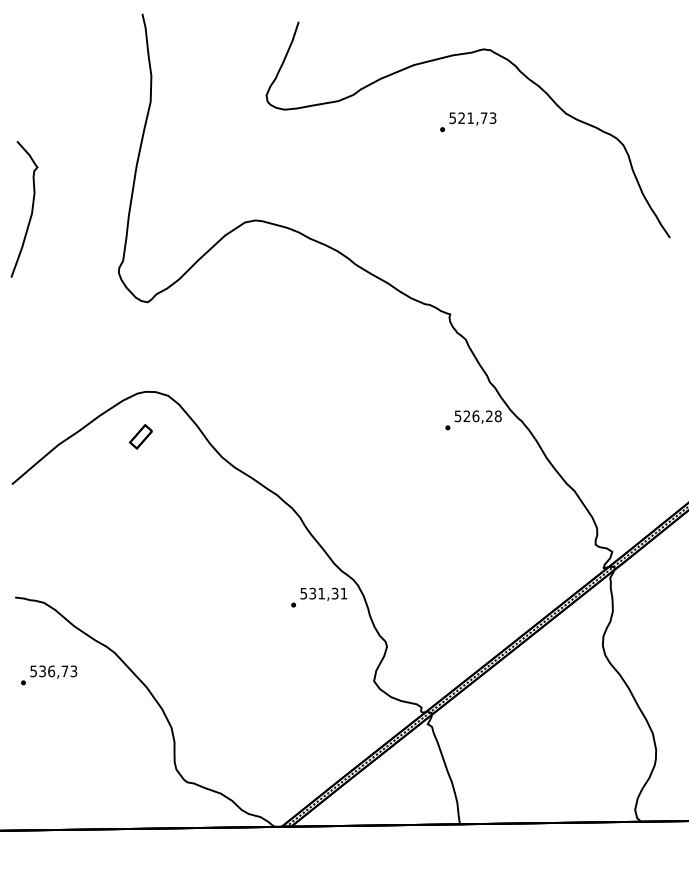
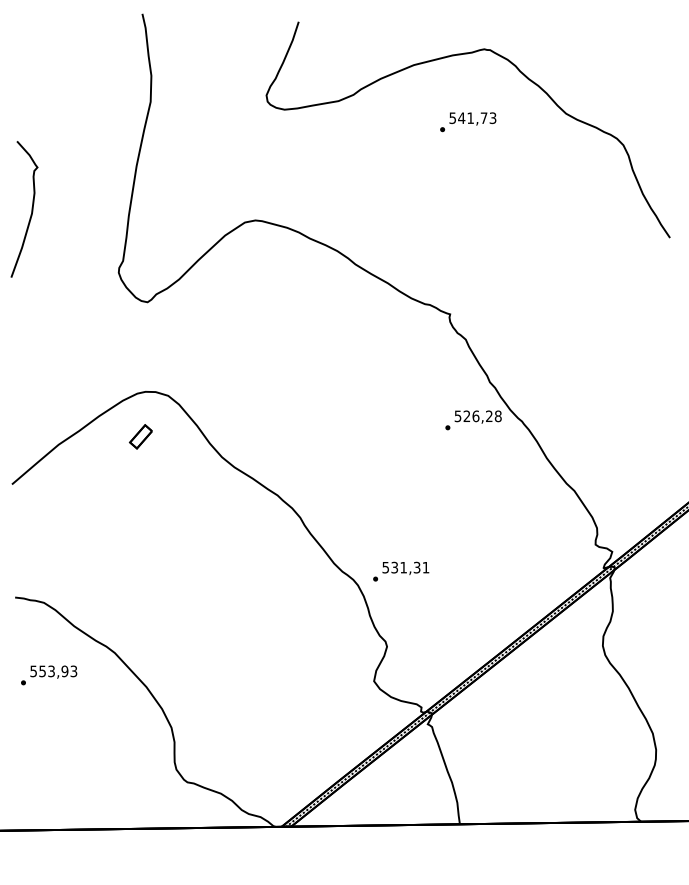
text: 521,73 -> 541,73 (461, 117)
text position: (319, 597) -> (401, 571) (401, 571)
text: 536,73 -> 553,93 (53, 671)
